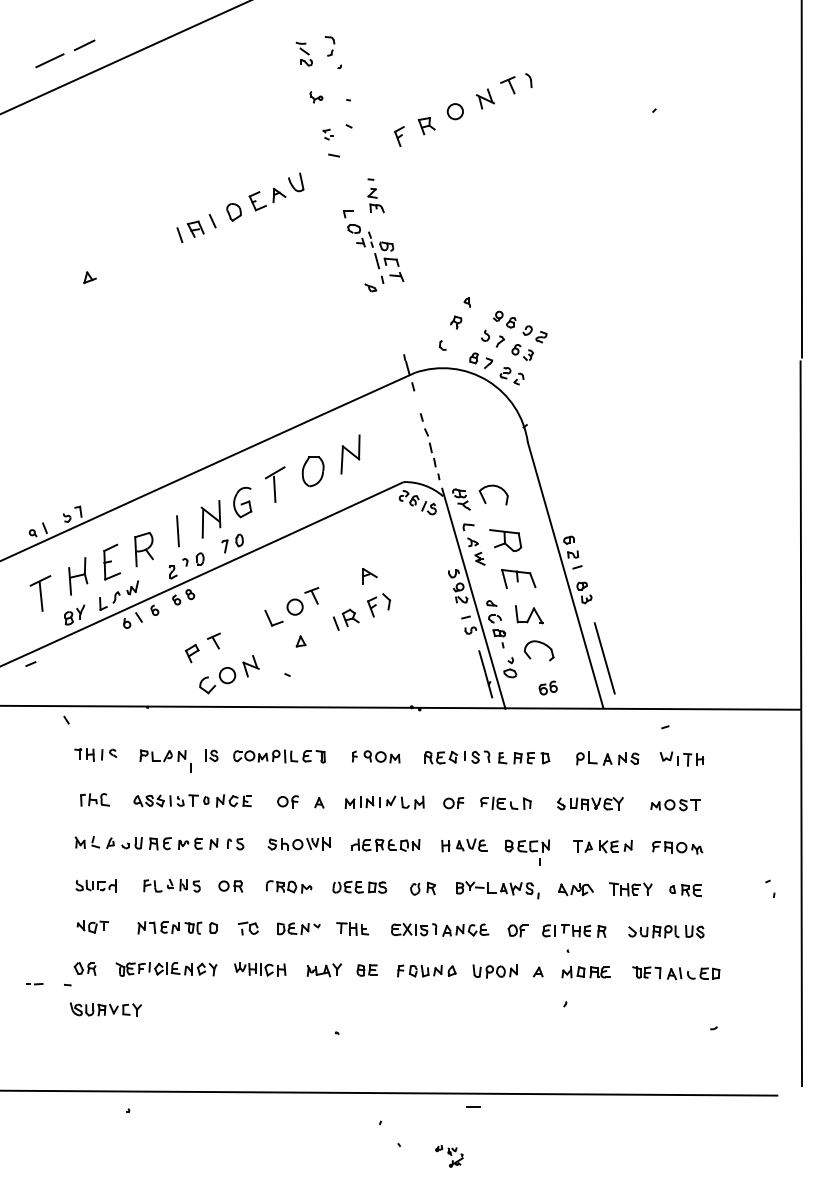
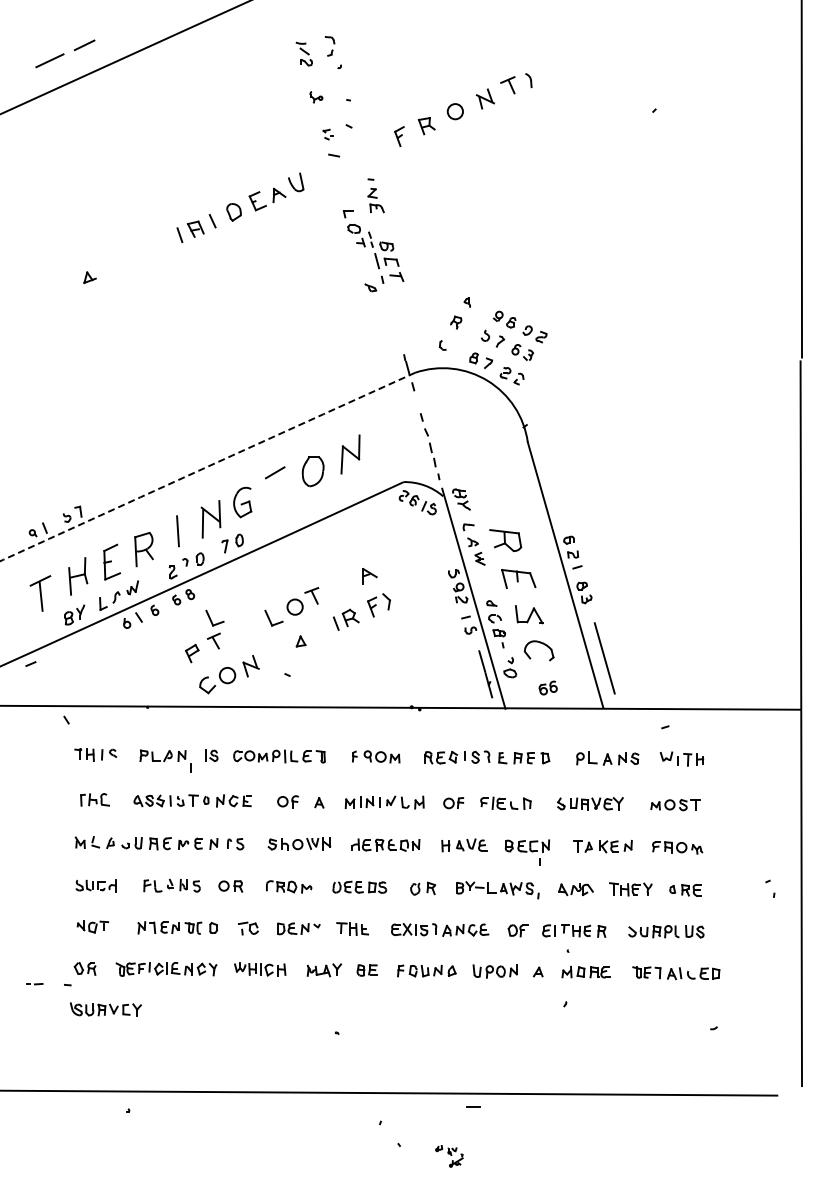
arc: solid -> dashed (207, 466)
part: present -> none (496, 487)
line: present -> none (274, 489)
part: none -> present (214, 617)
